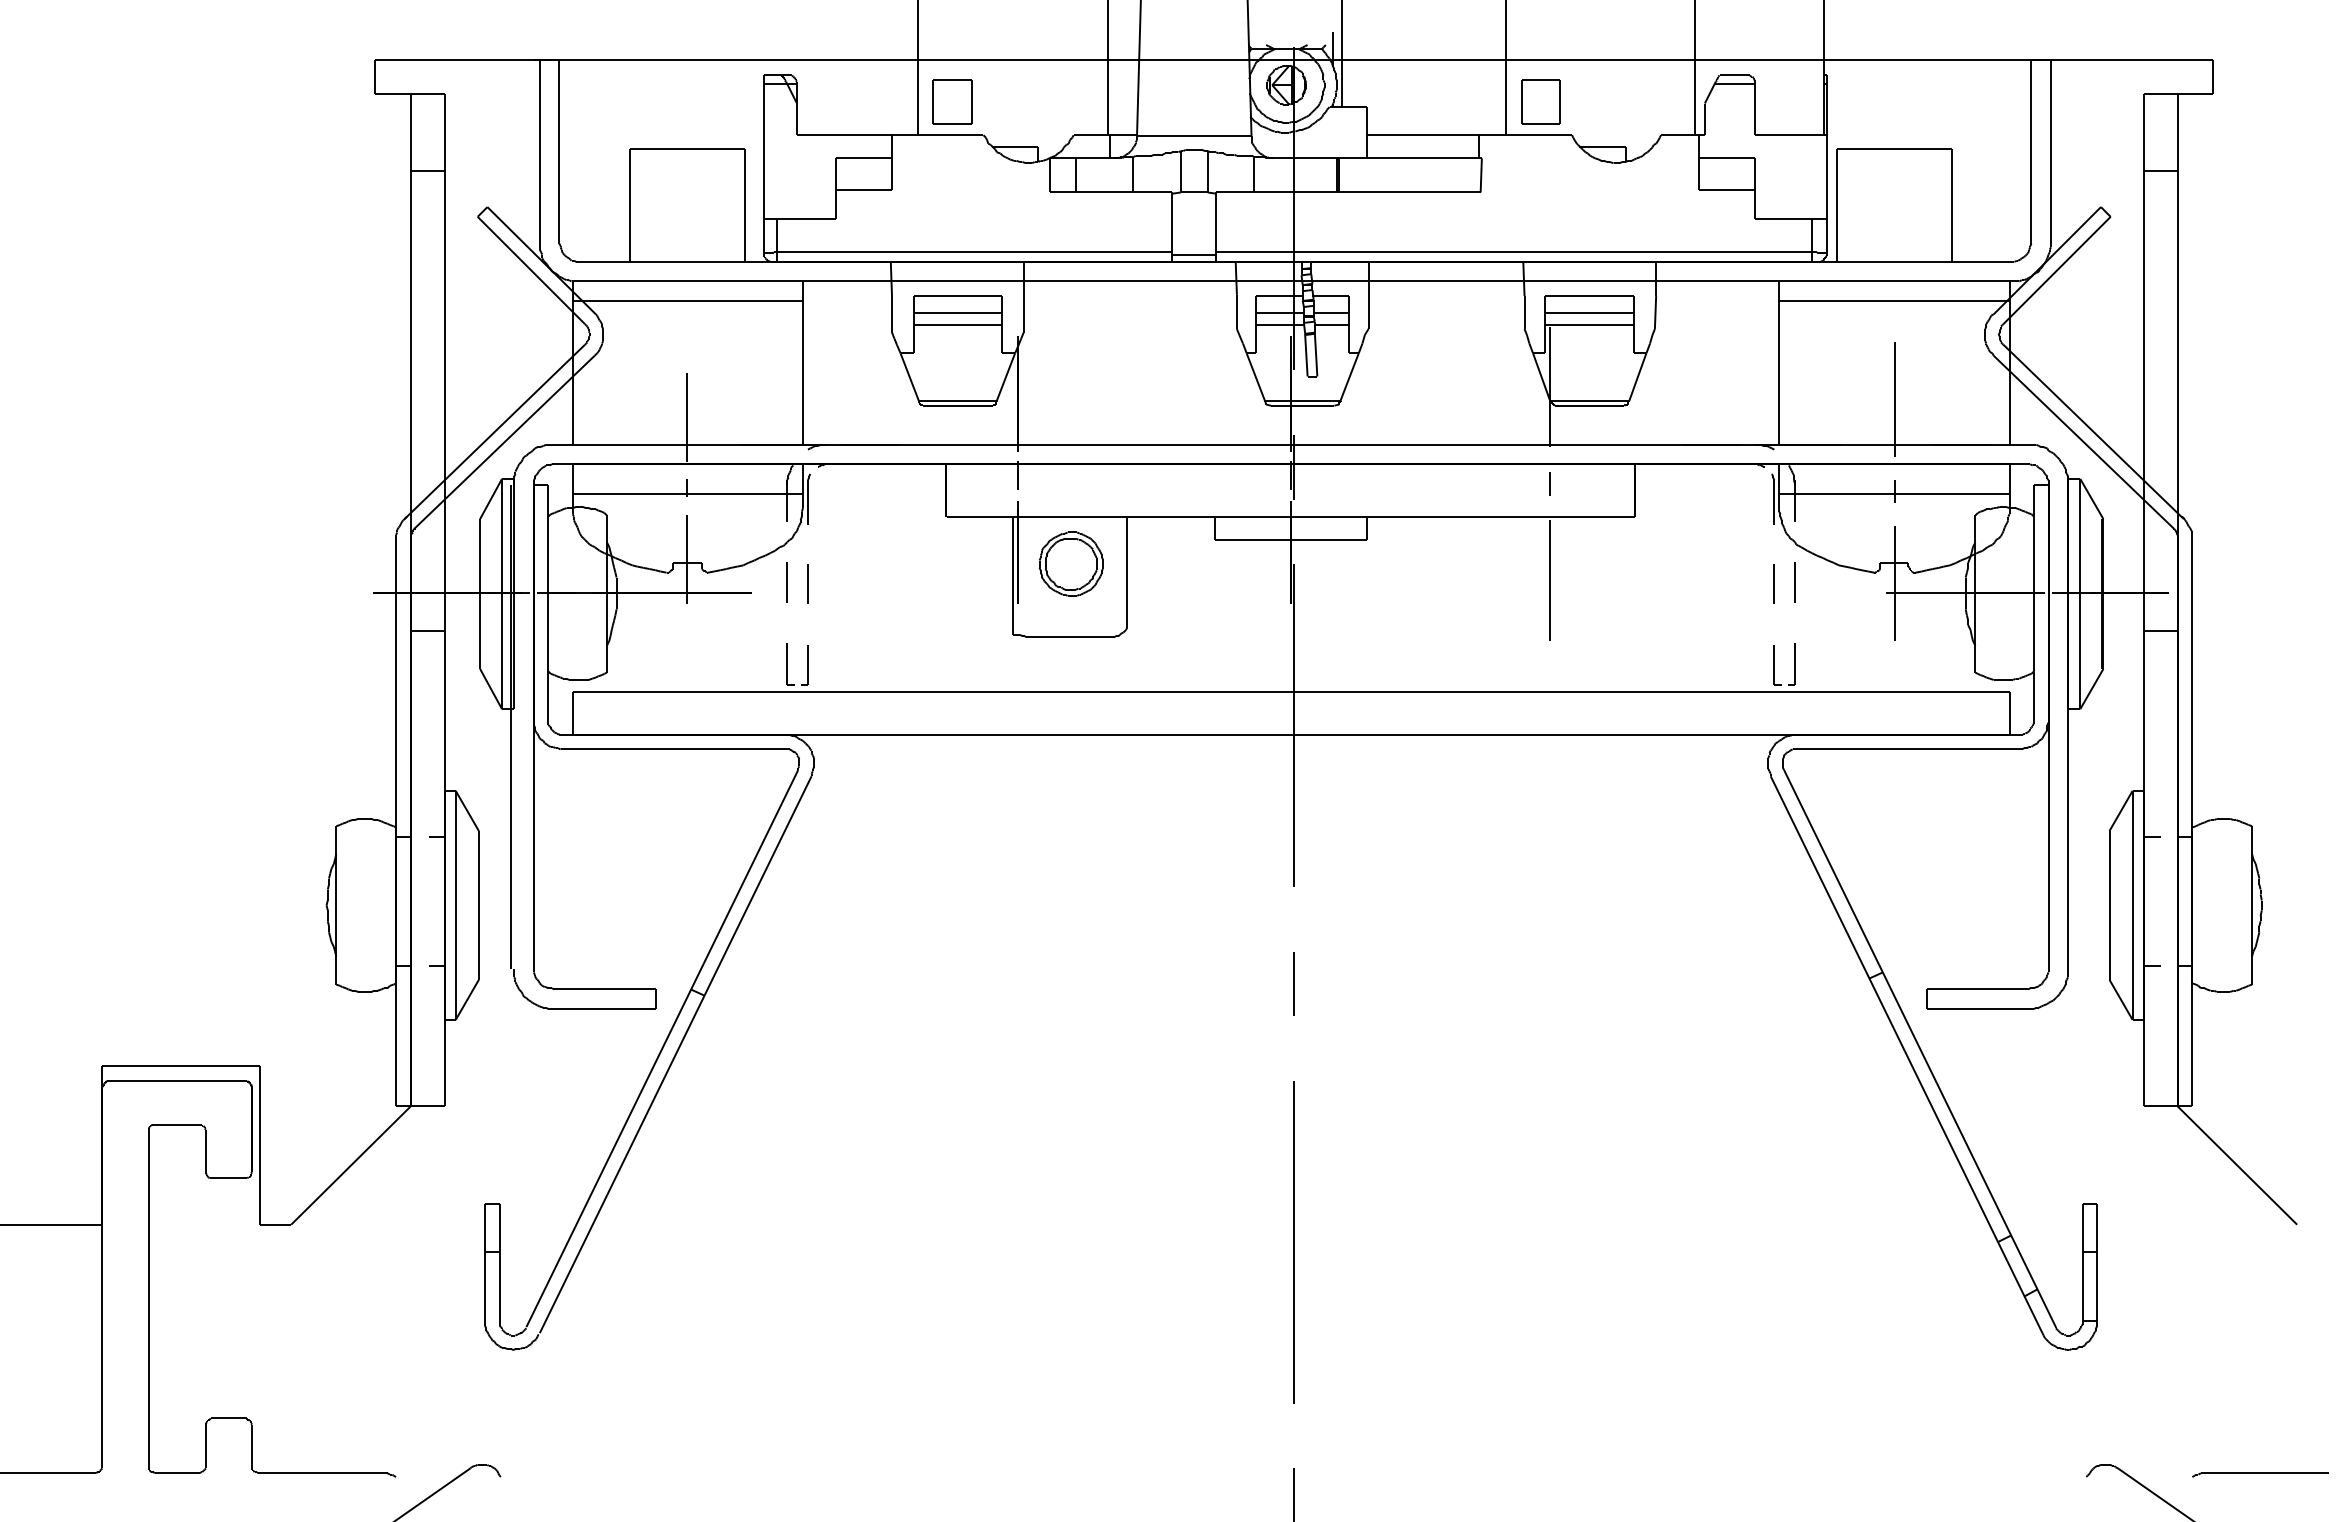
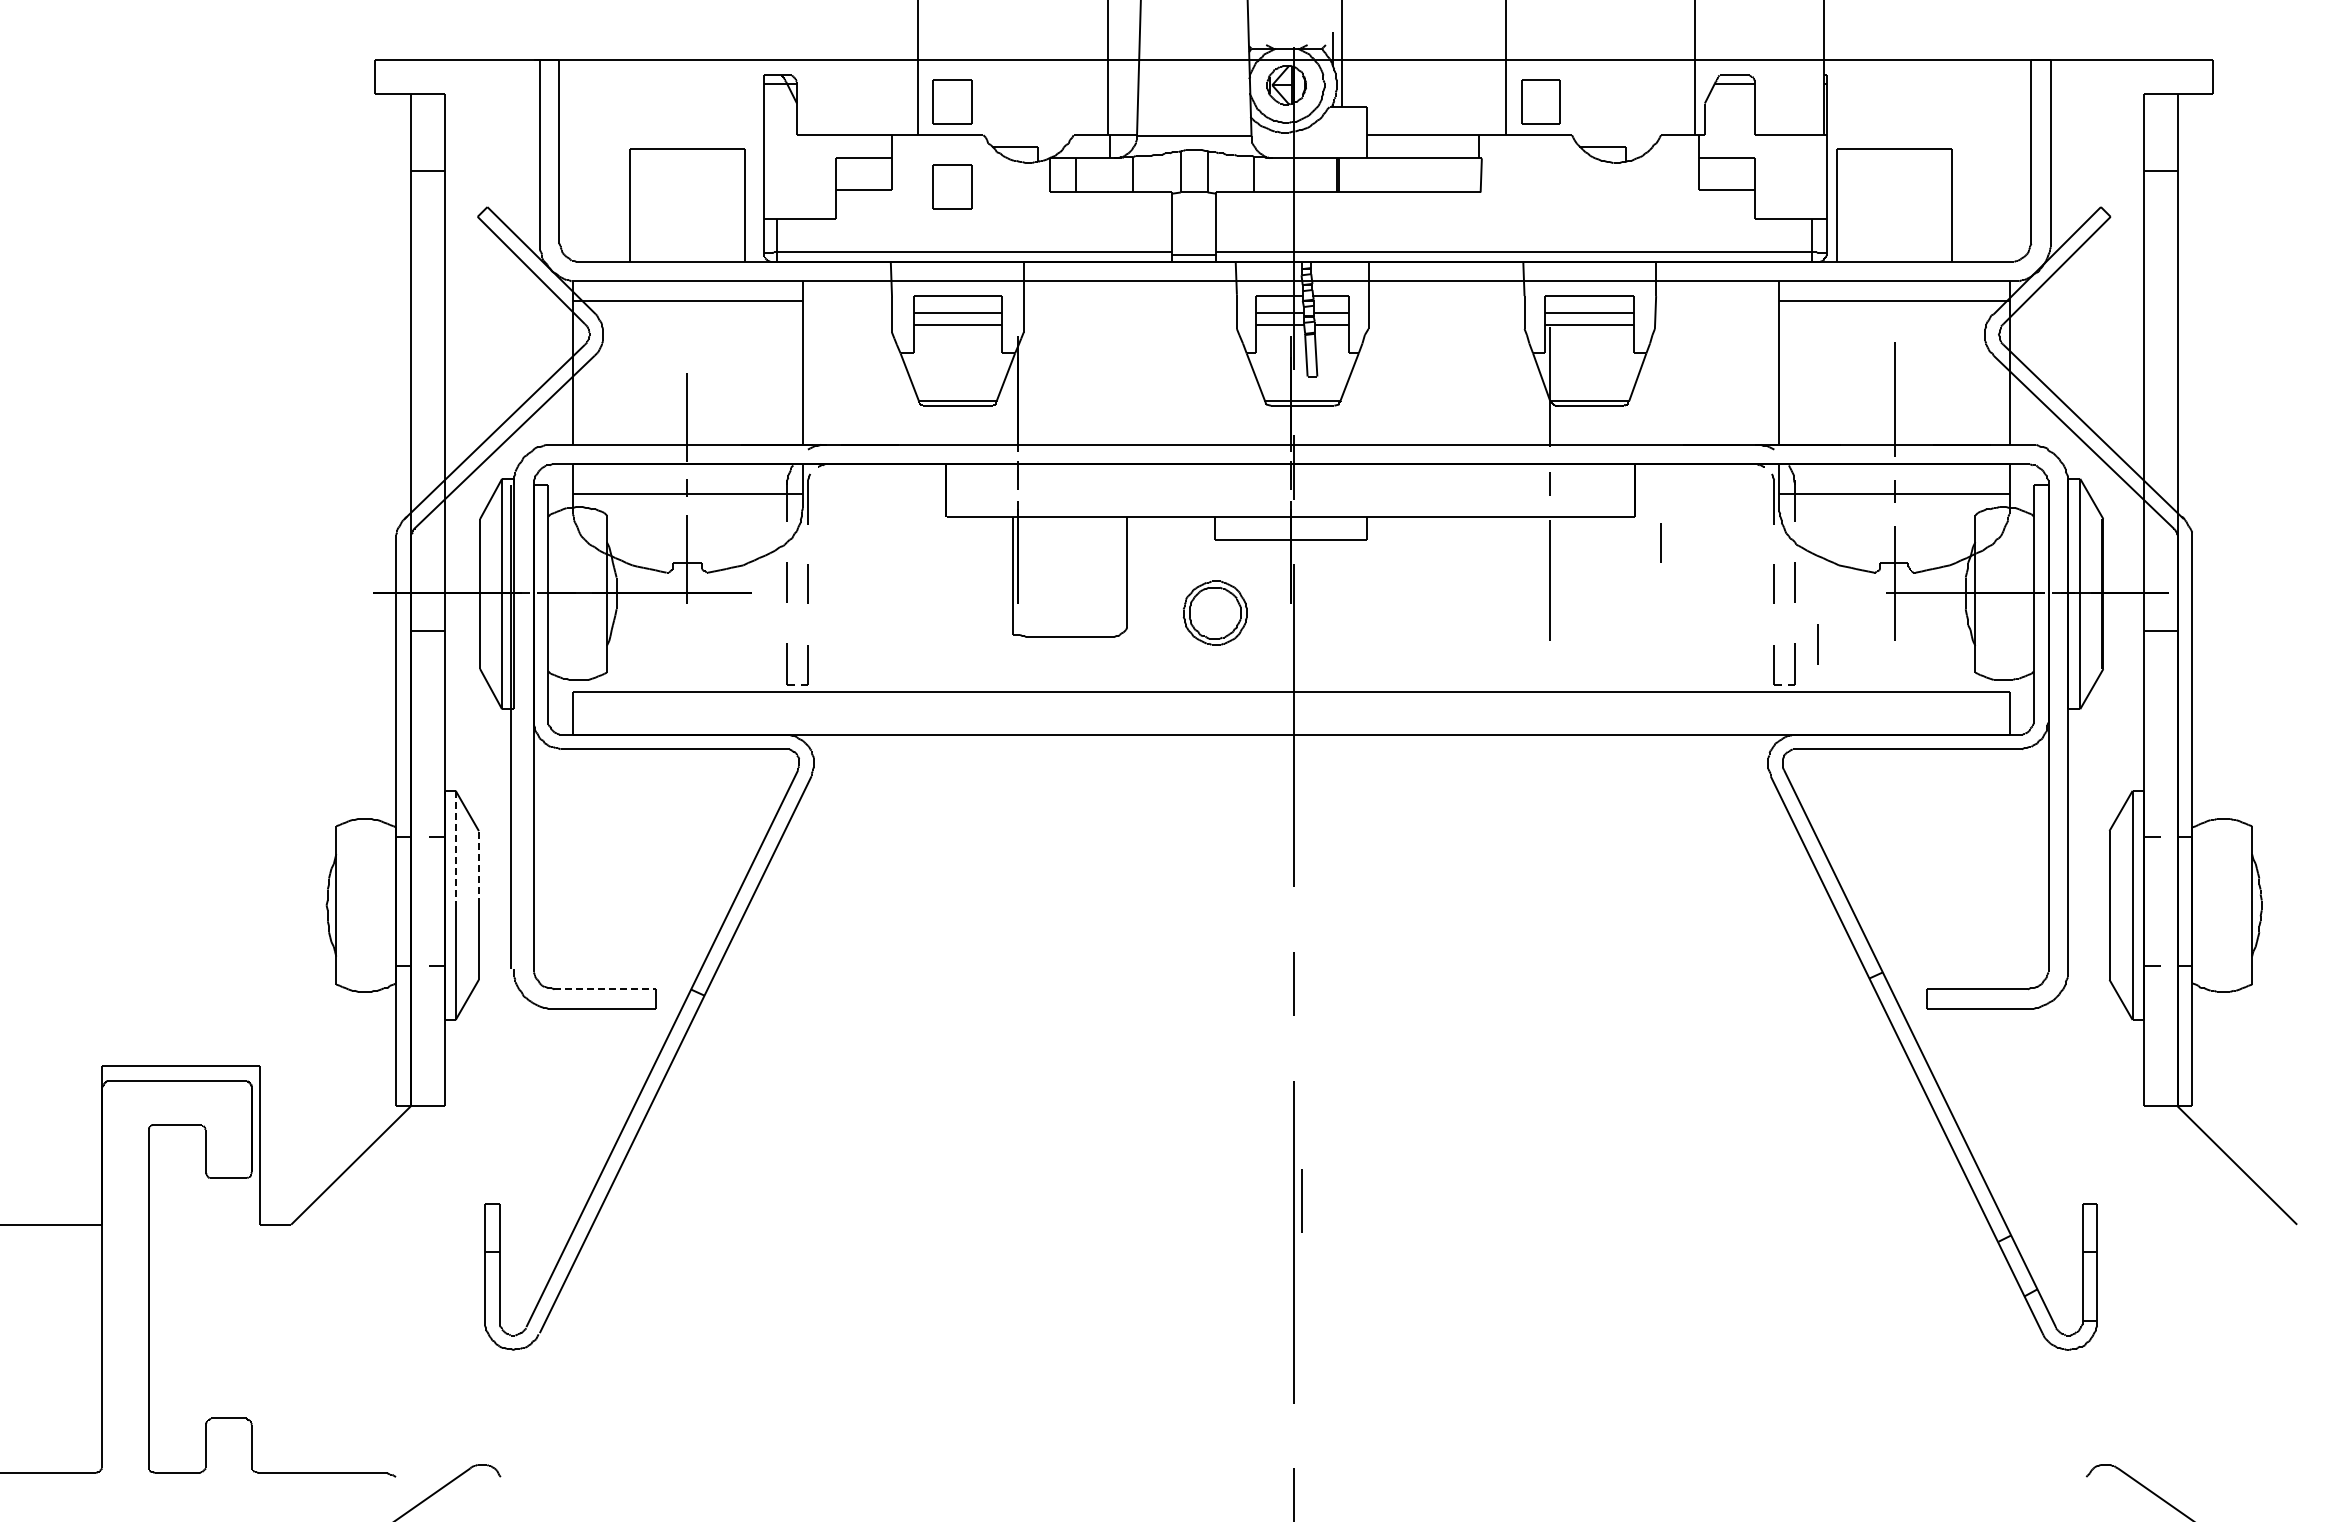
part: none -> present (952, 186)
line: none -> present (1660, 542)
part position: (1070, 563) -> (1214, 612) (1214, 612)
line: none -> present (1817, 644)
line: solid -> dashed (455, 848)
line: solid -> dashed (478, 867)
line: solid -> dashed (605, 989)
line: none -> present (1301, 1200)
part: present -> none (2260, 1474)
